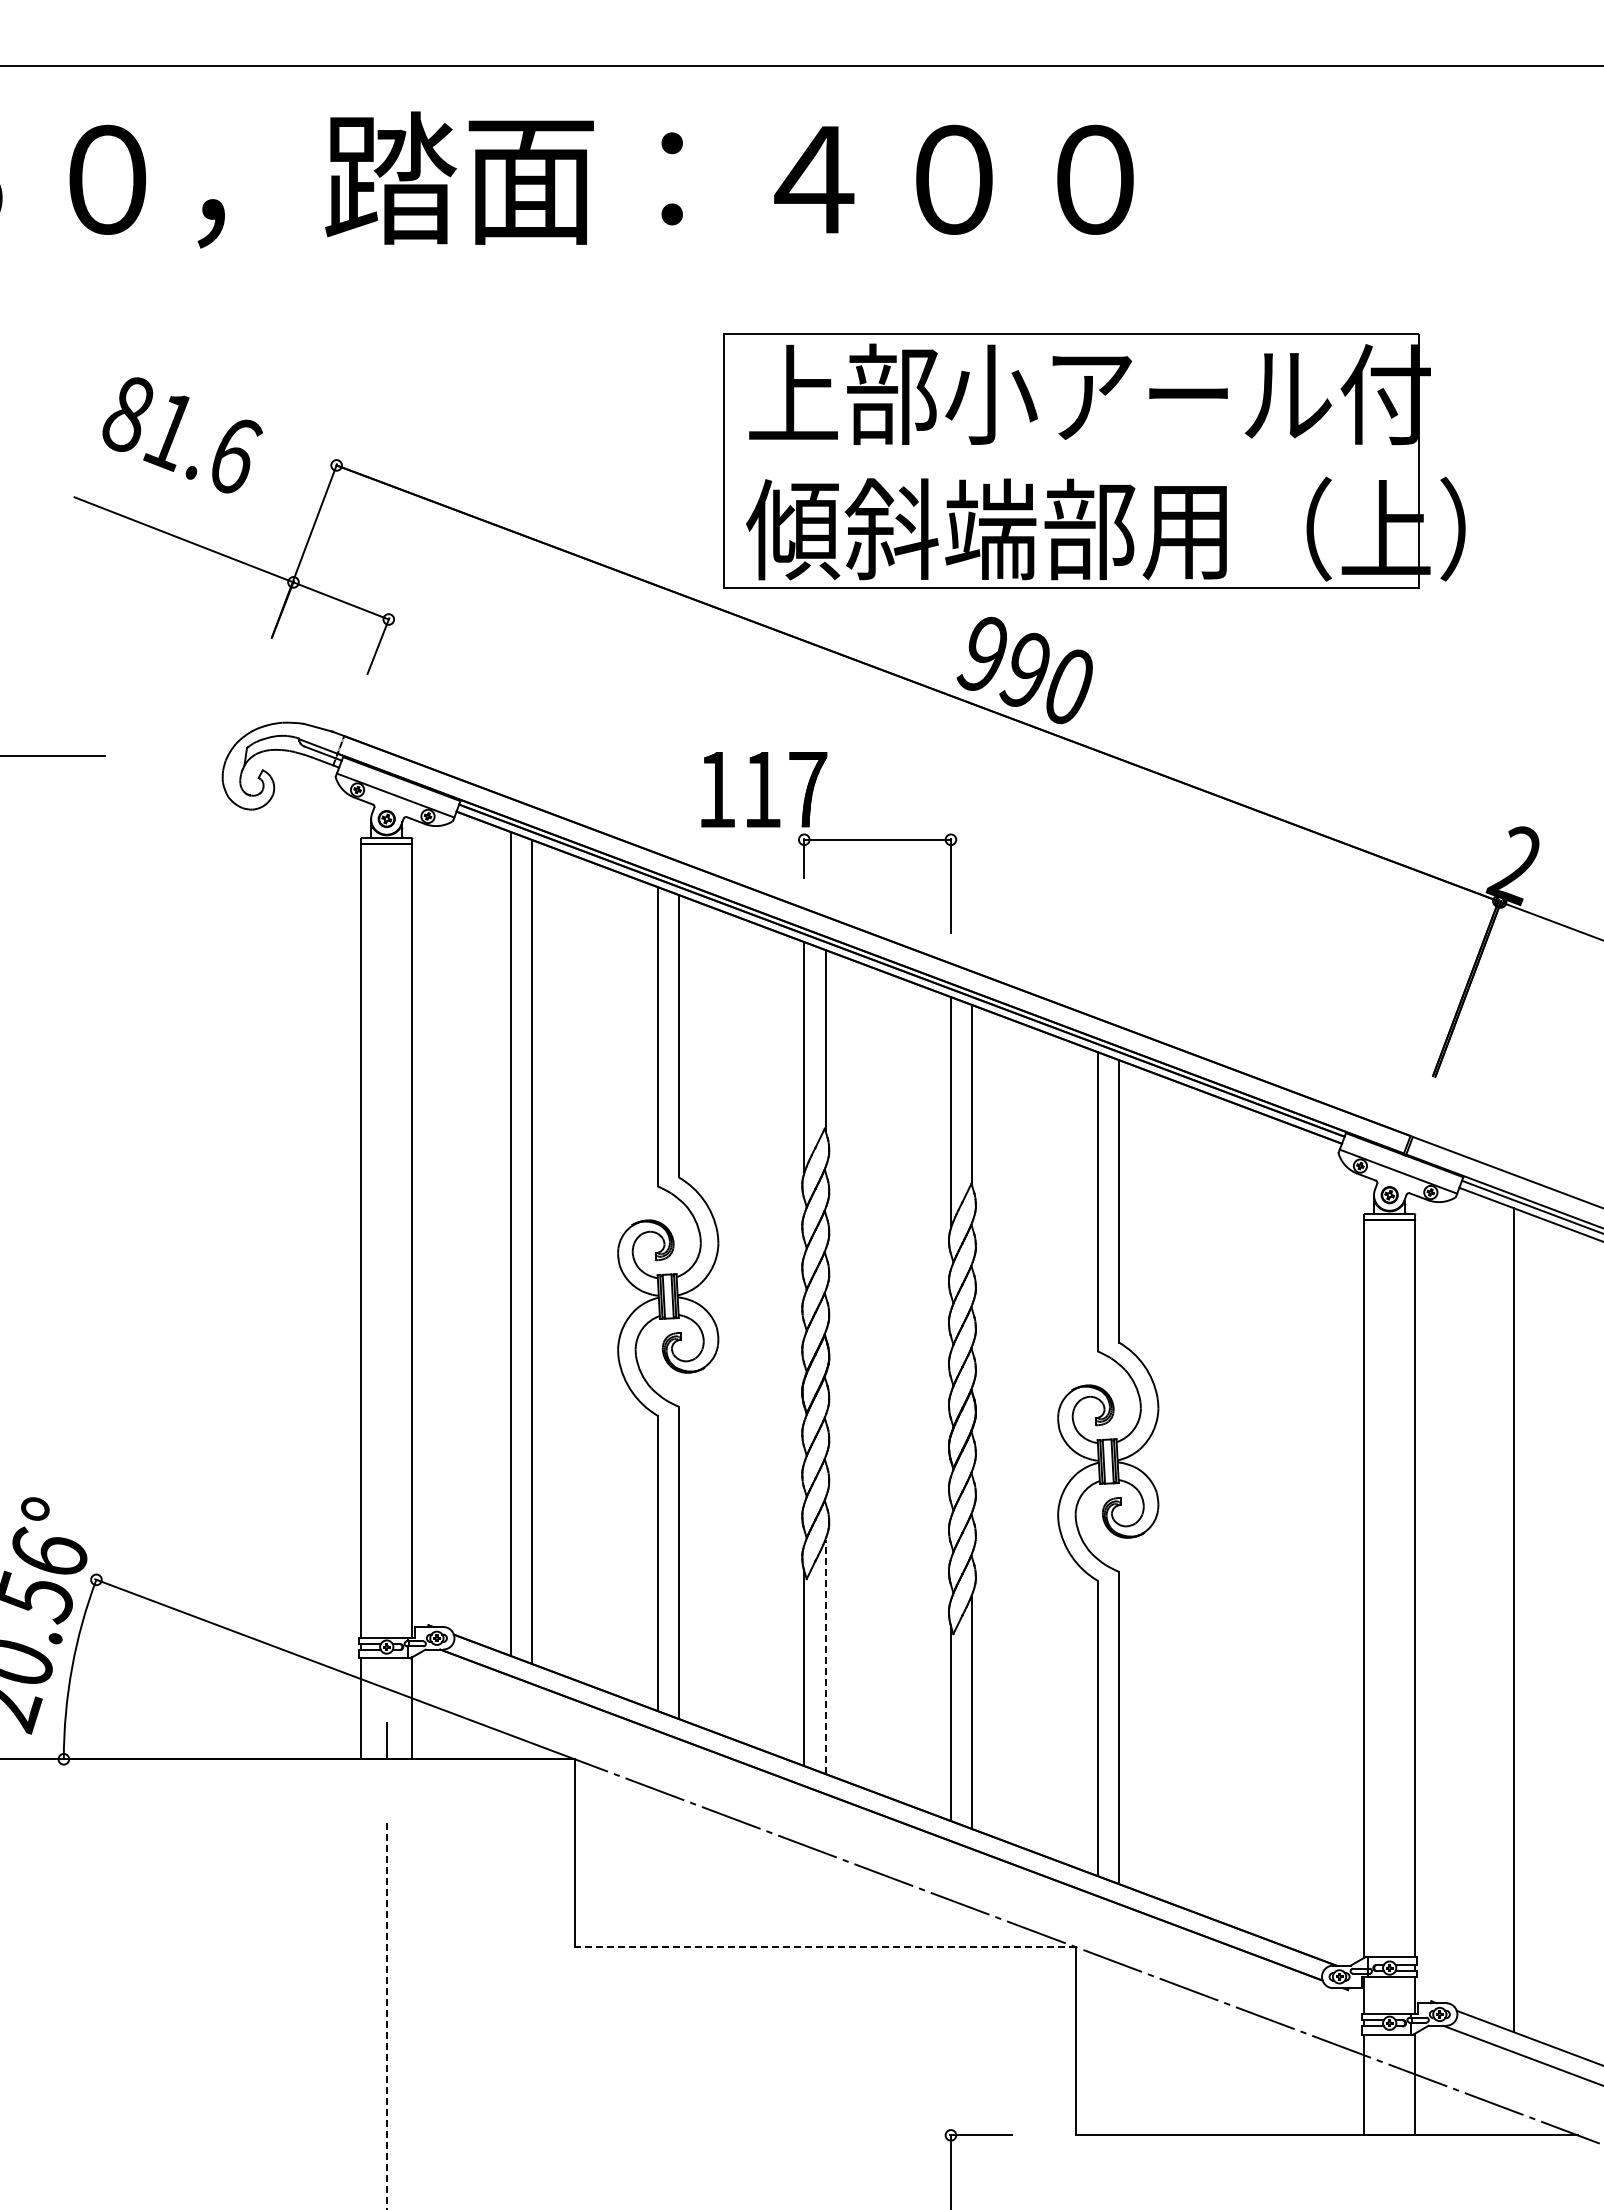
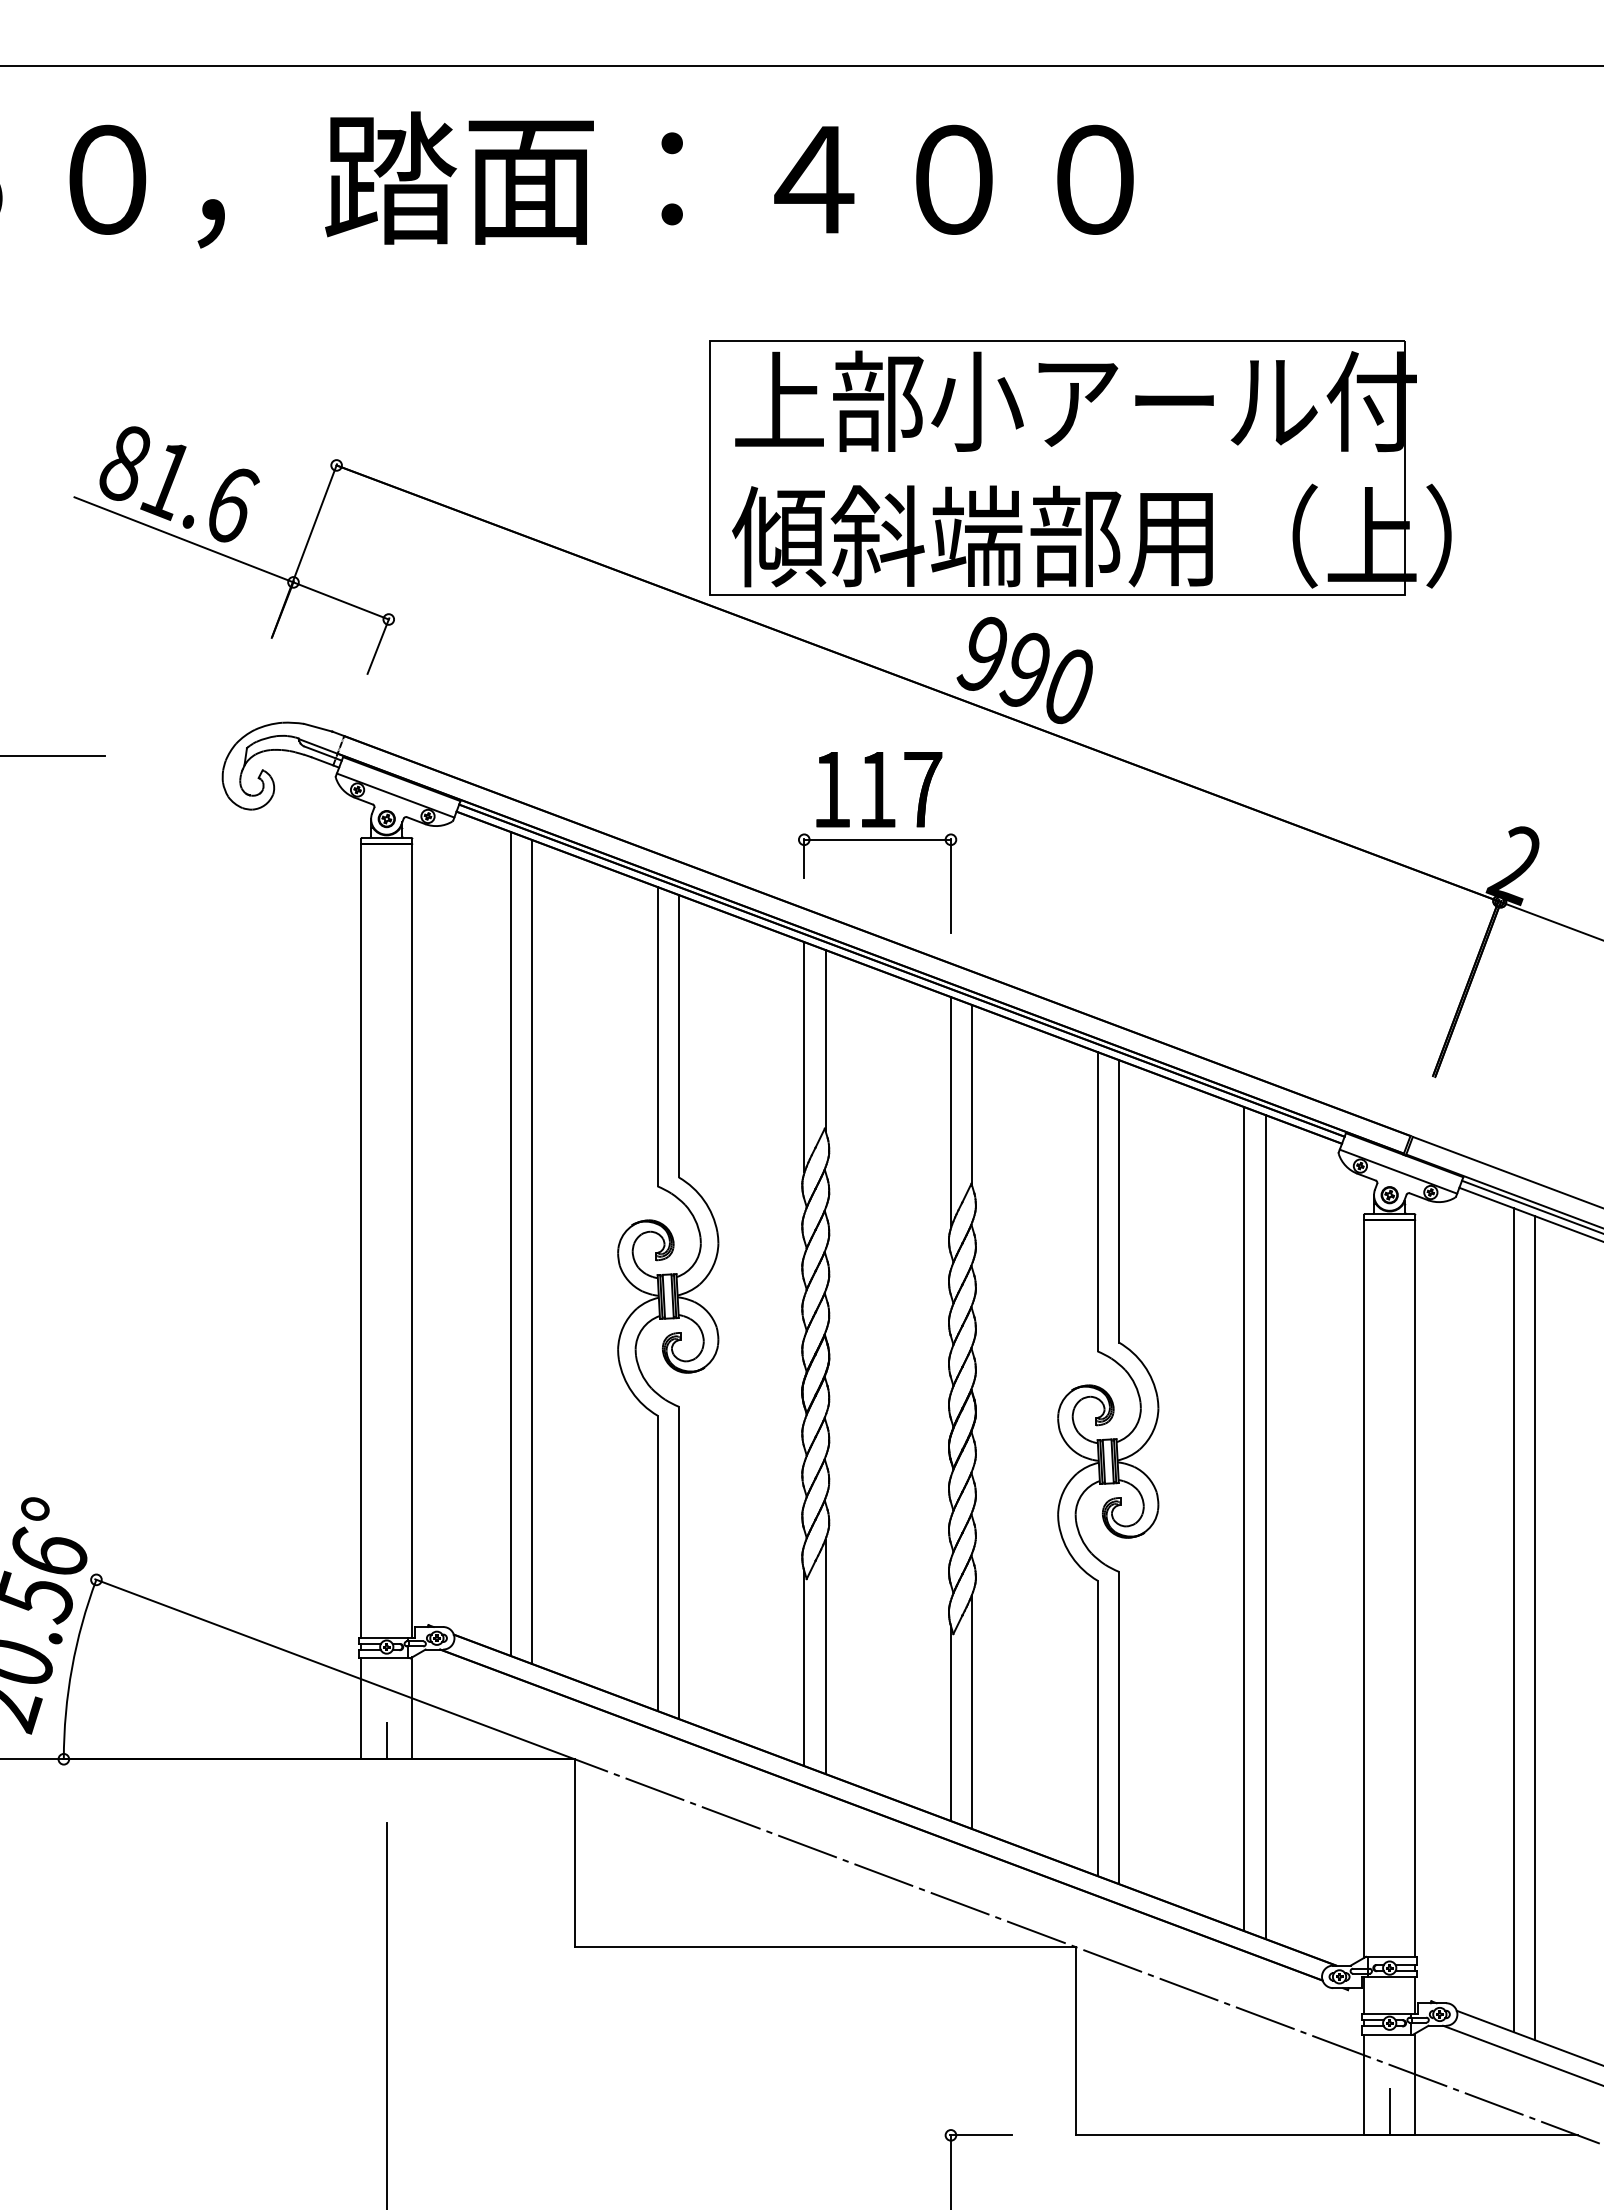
text position: (182, 435) -> (179, 484) (179, 484)
part position: (1094, 460) -> (1080, 467) (1080, 467)
text position: (764, 789) -> (879, 789) (879, 789)
line: none -> present (1244, 1519)
line: none -> present (1265, 1527)
line: none -> present (1535, 1628)
line: dashed -> solid (825, 1656)
line: dashed -> solid (825, 1947)
line: dashed -> solid (386, 2016)
line: none -> present (1389, 2111)
